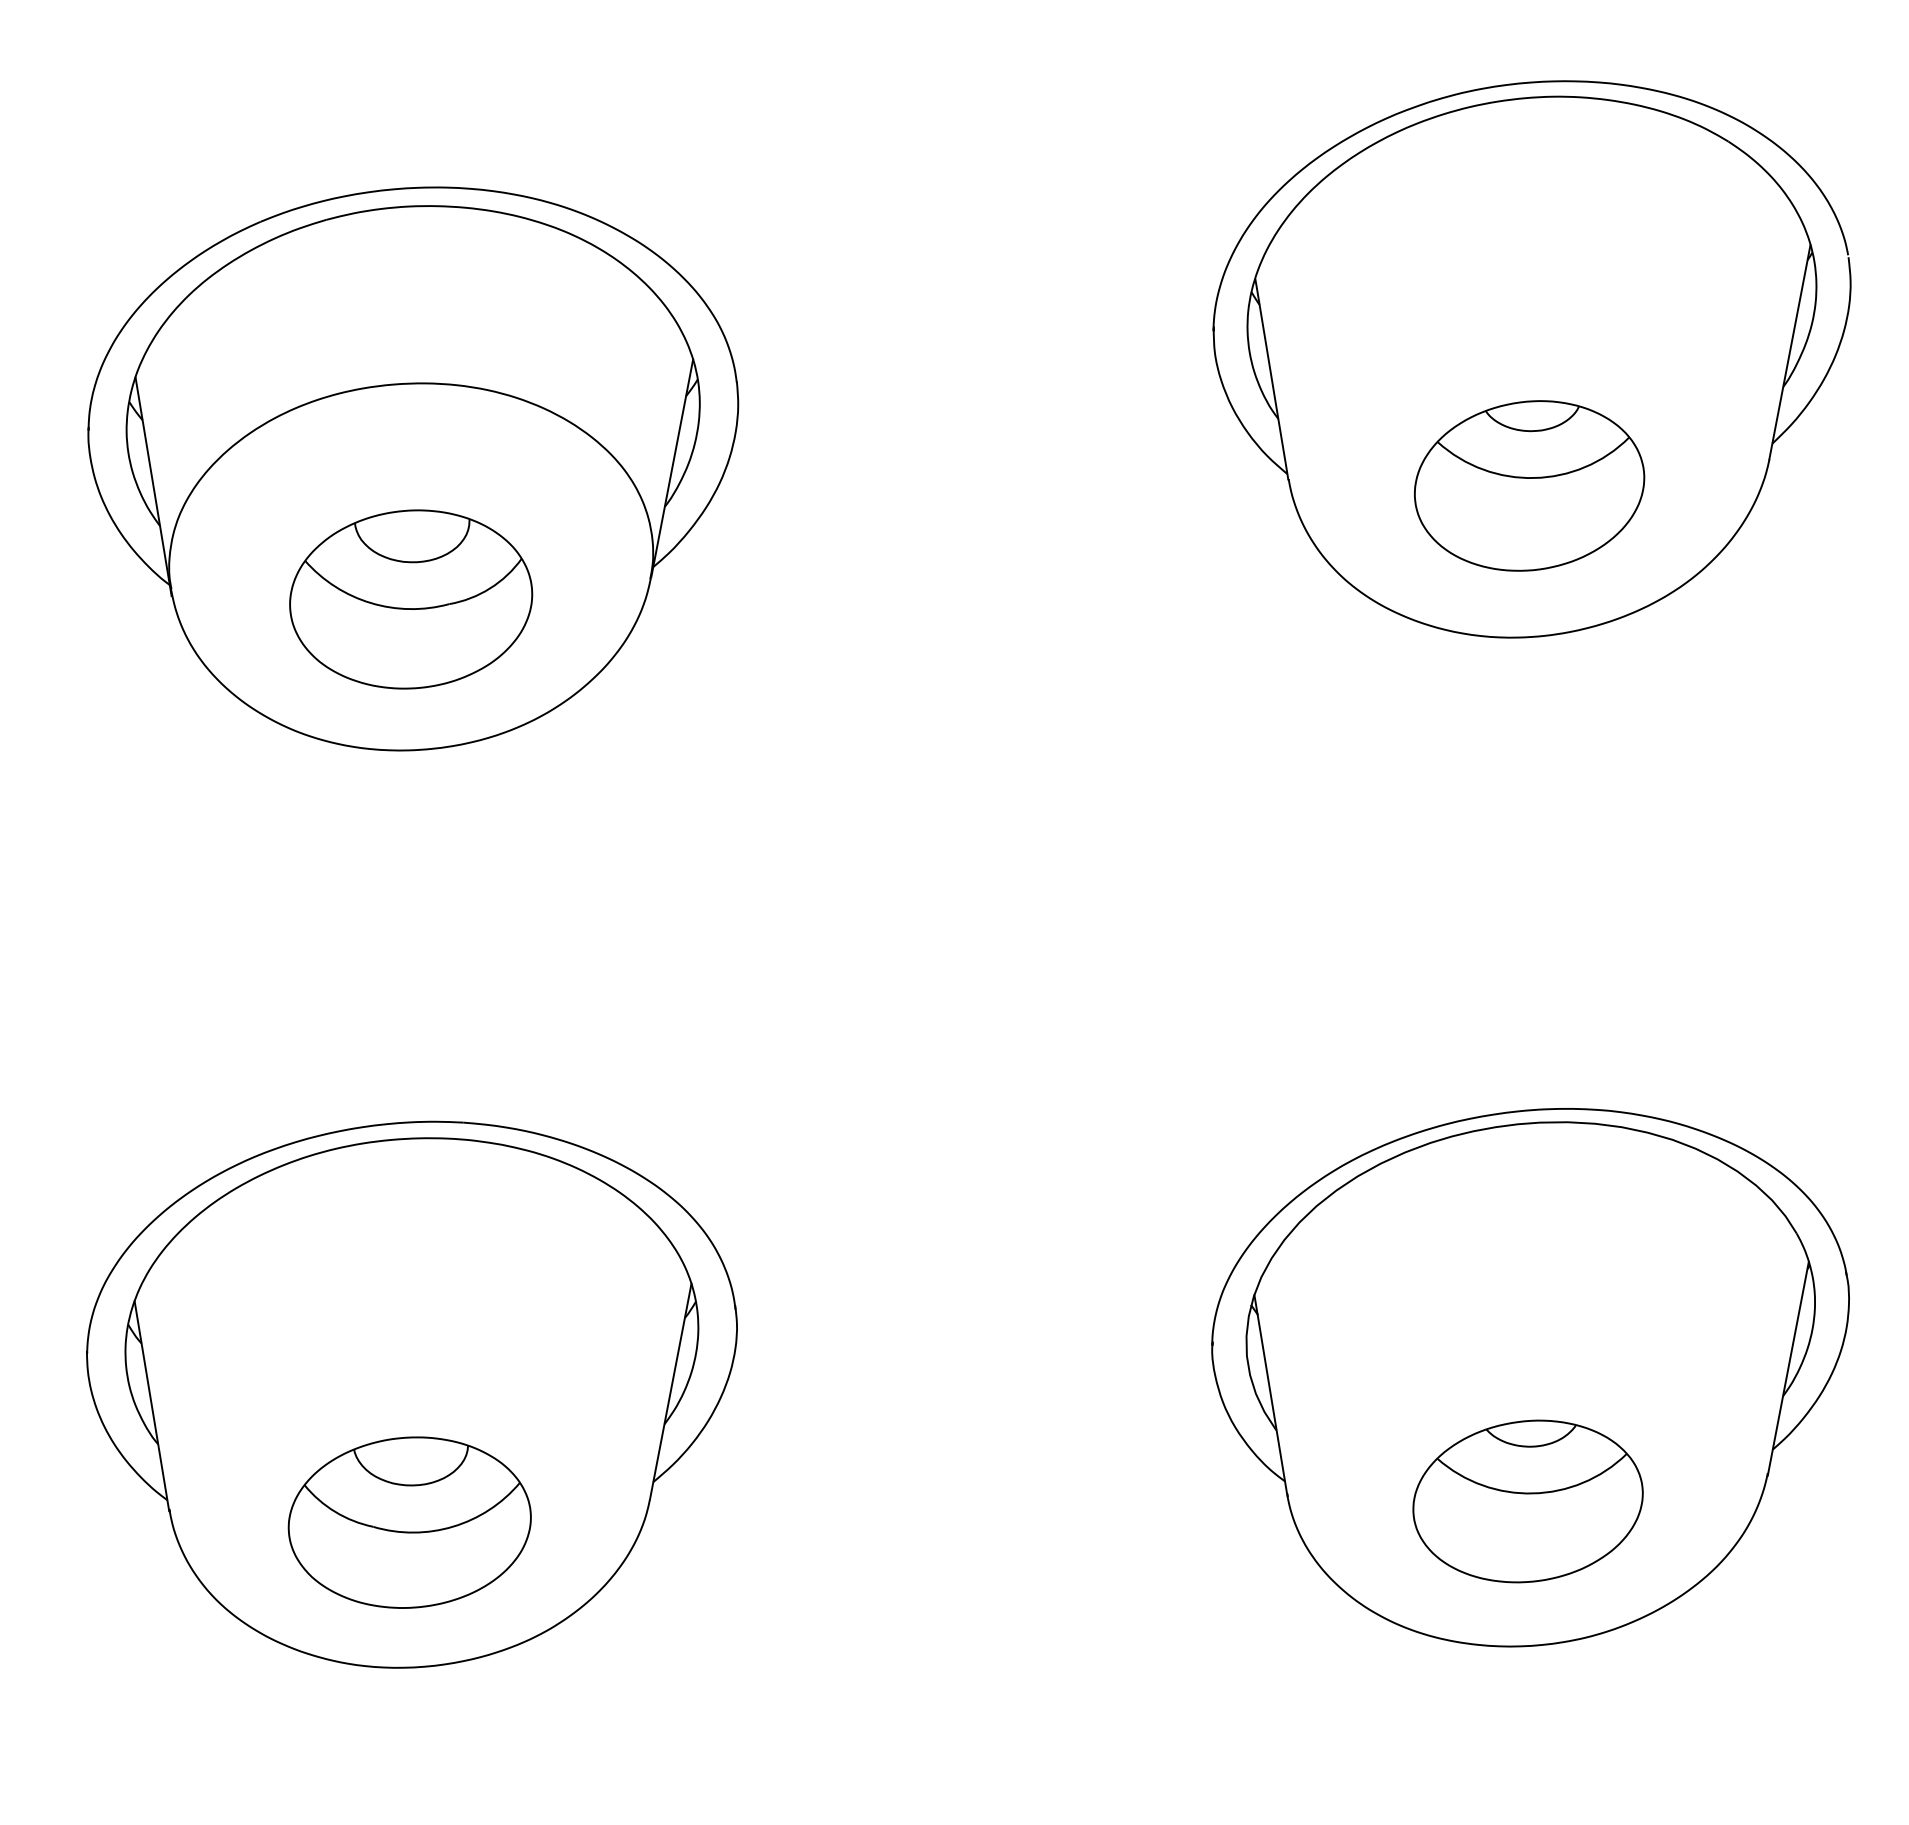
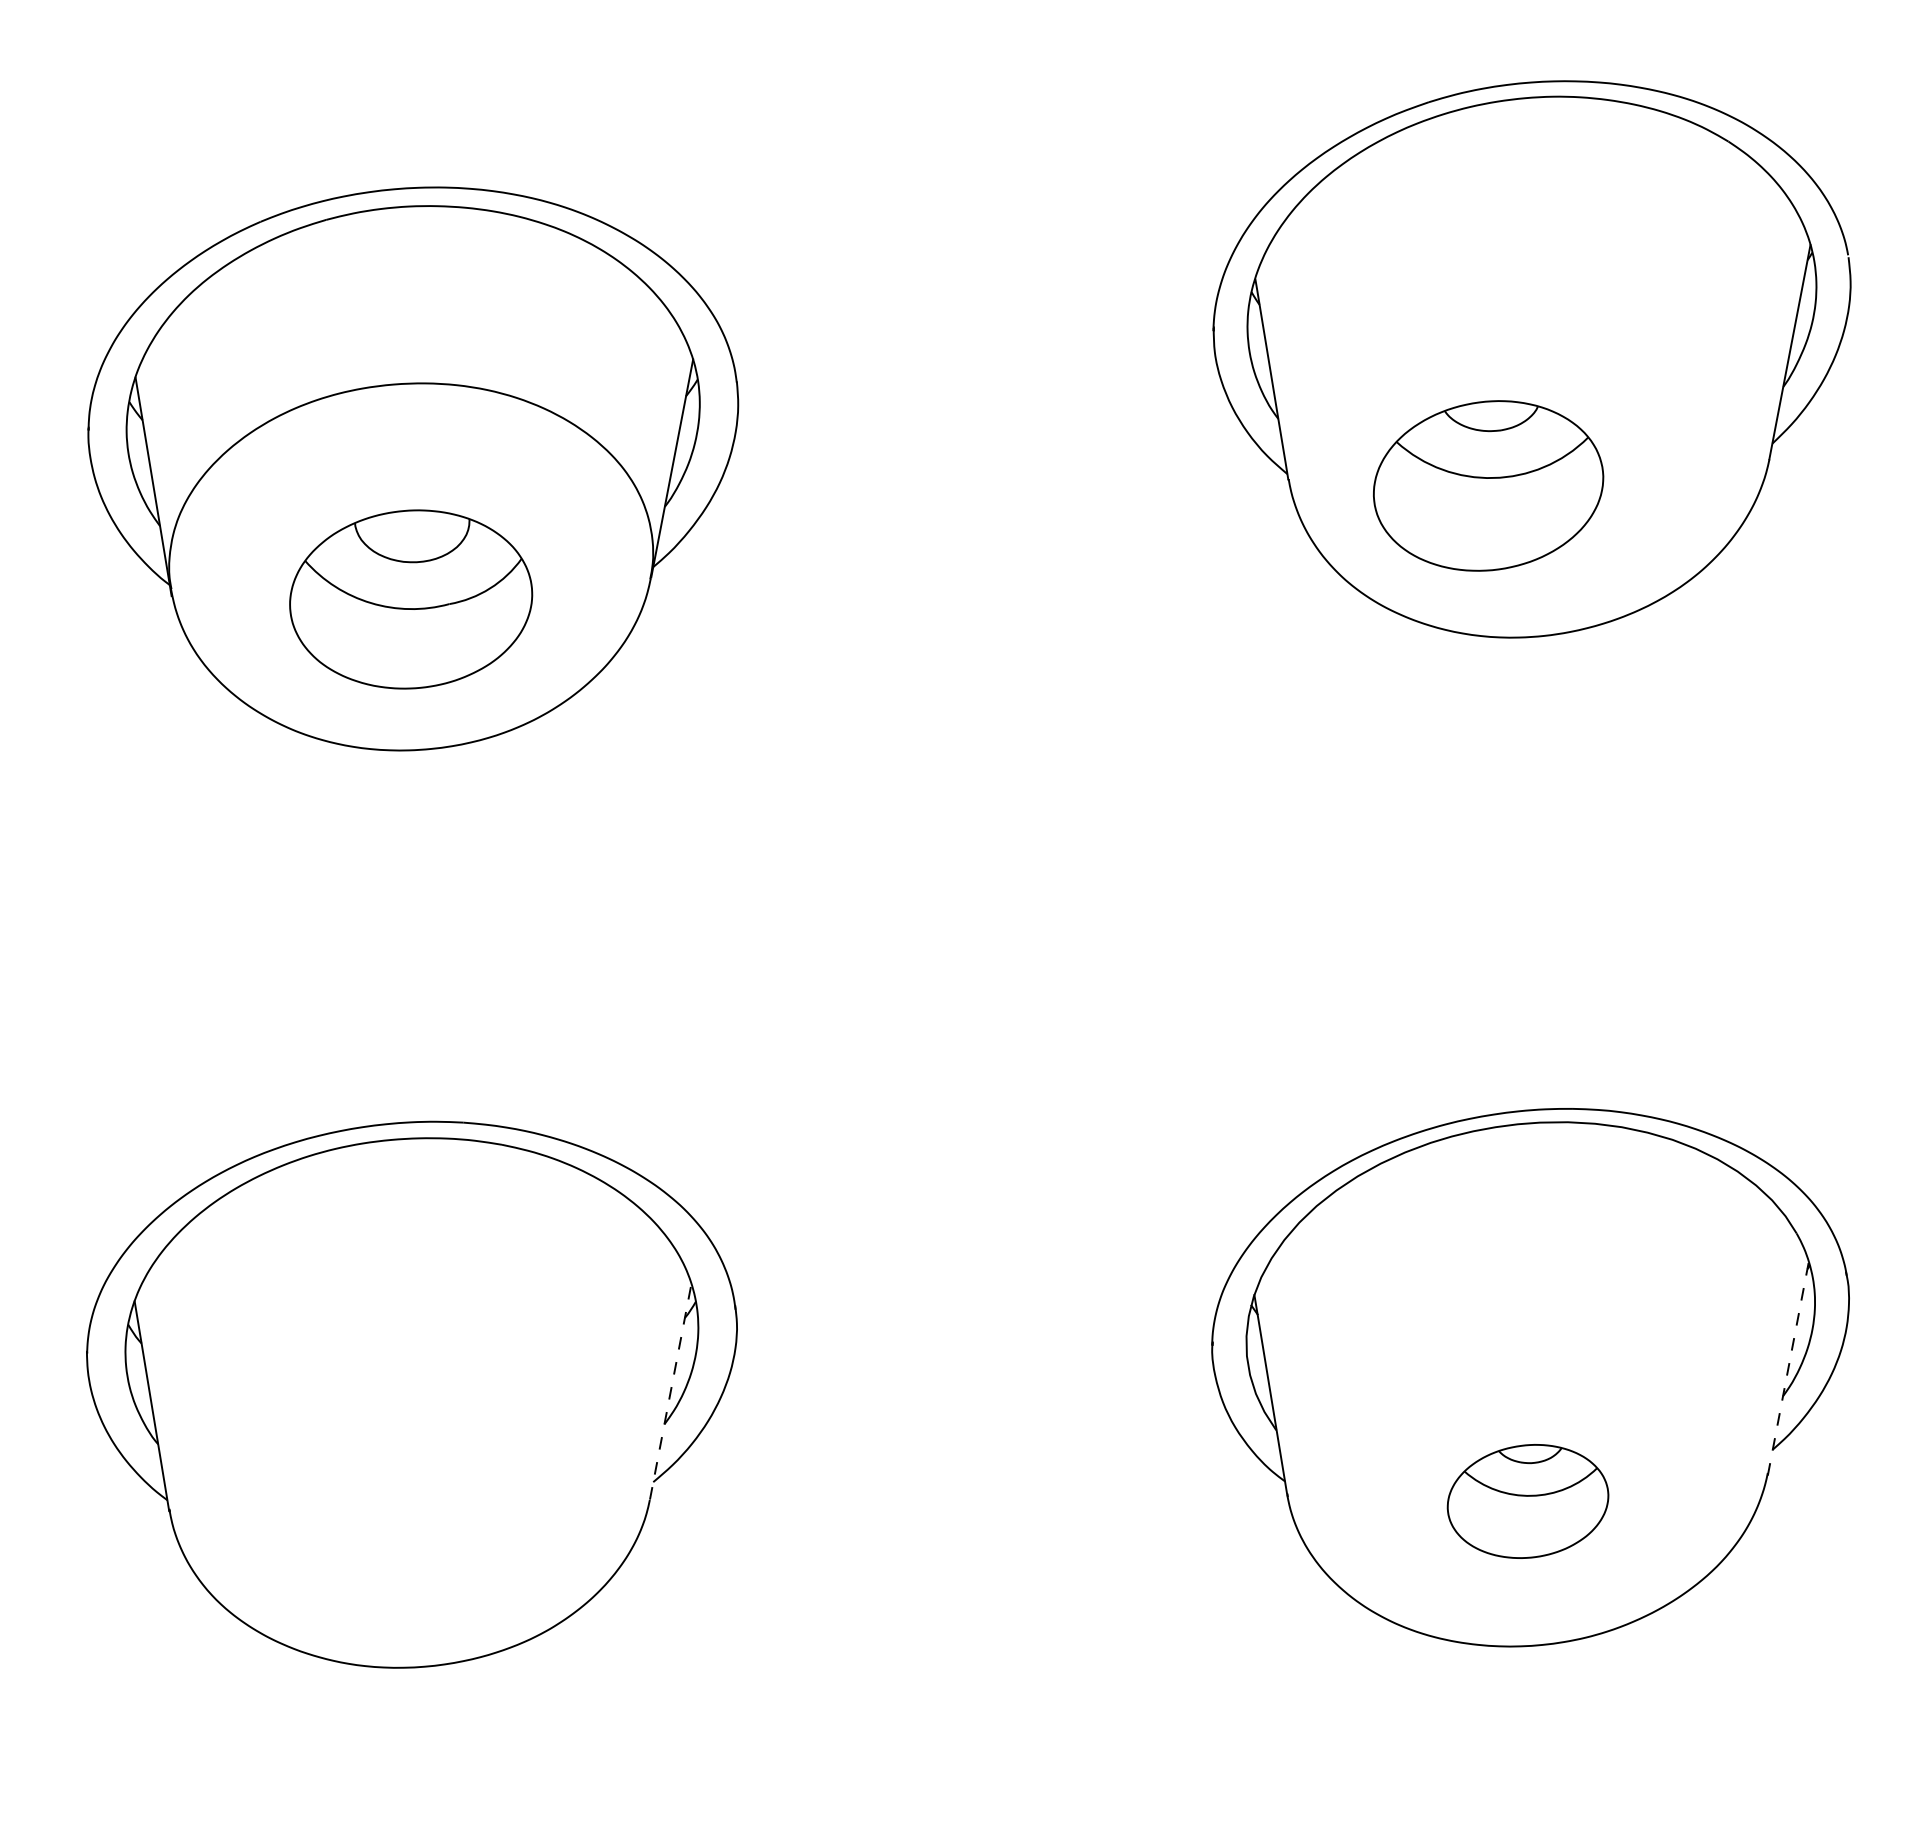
part position: (1529, 485) -> (1488, 485) (1488, 485)
line: solid -> dashed (1788, 1368)
line: solid -> dashed (670, 1391)
part size: 232x165 px -> 164x115 px (1527, 1501)
part: present -> none (409, 1522)
